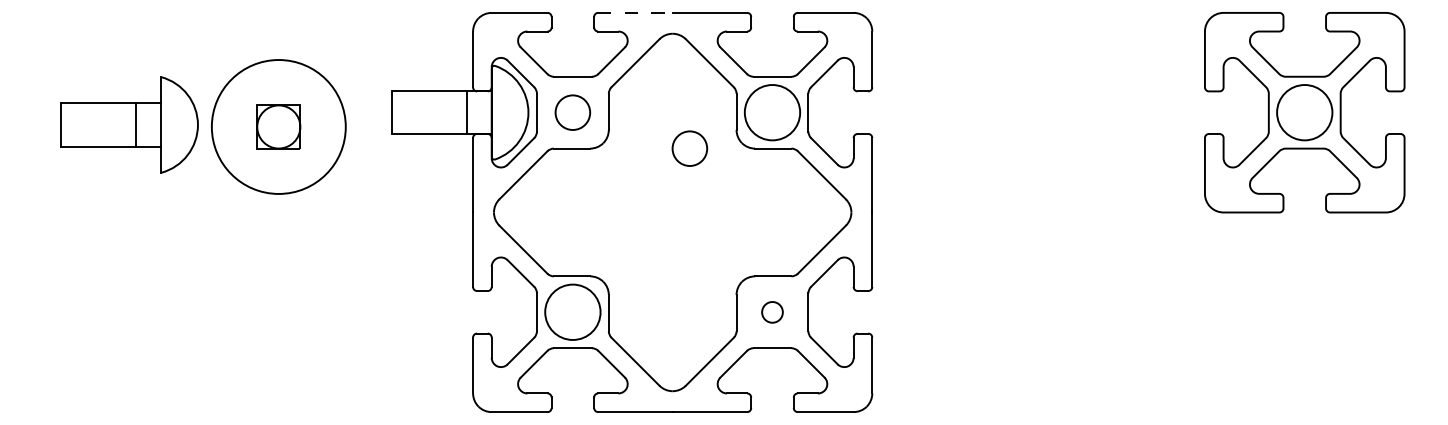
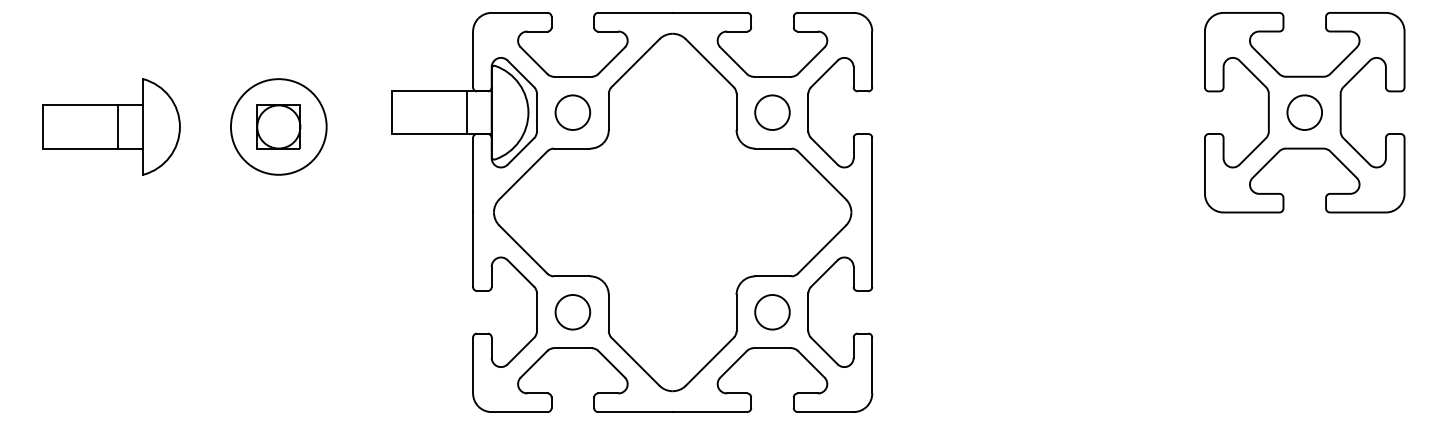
line: dashed -> solid (635, 12)
circle diameter: 55 px -> 35 px (772, 112)
circle diameter: 55 px -> 35 px (1304, 112)
part position: (129, 124) -> (111, 126) (111, 126)
circle diameter: 134 px -> 96 px (278, 126)
circle: present -> none (689, 148)
circle diameter: 55 px -> 35 px (572, 312)
circle size: 23x23 px -> 37x37 px (772, 312)
